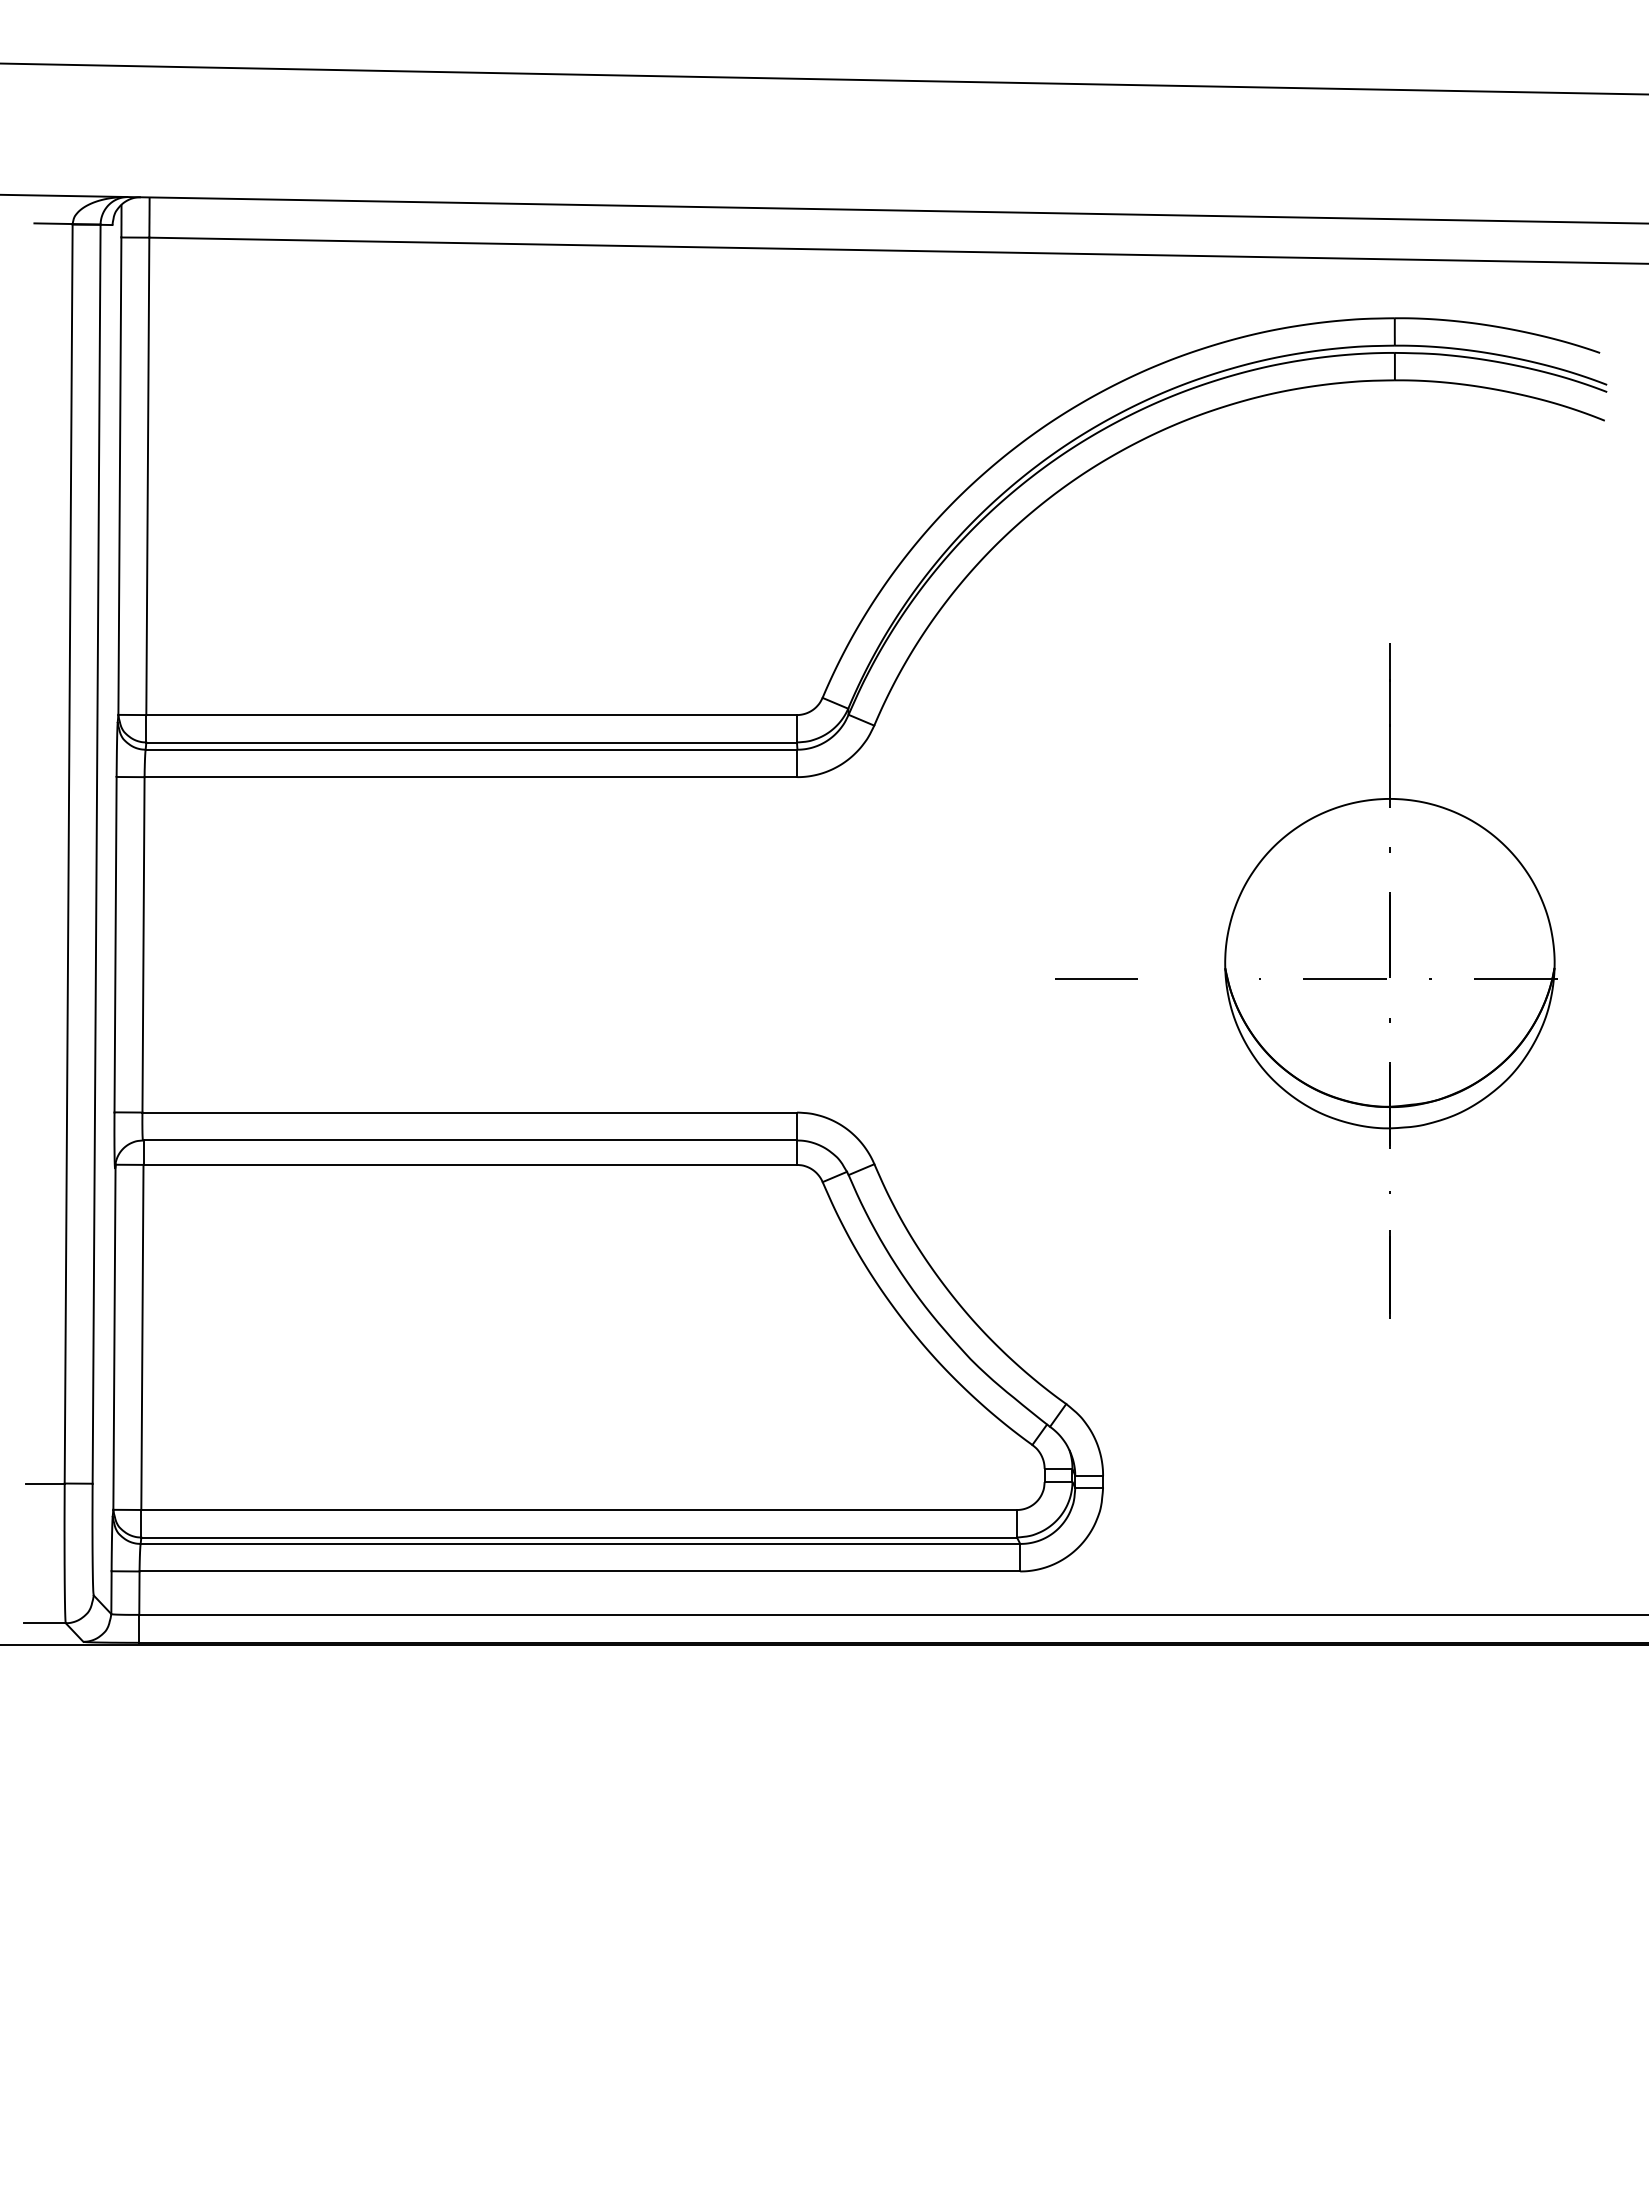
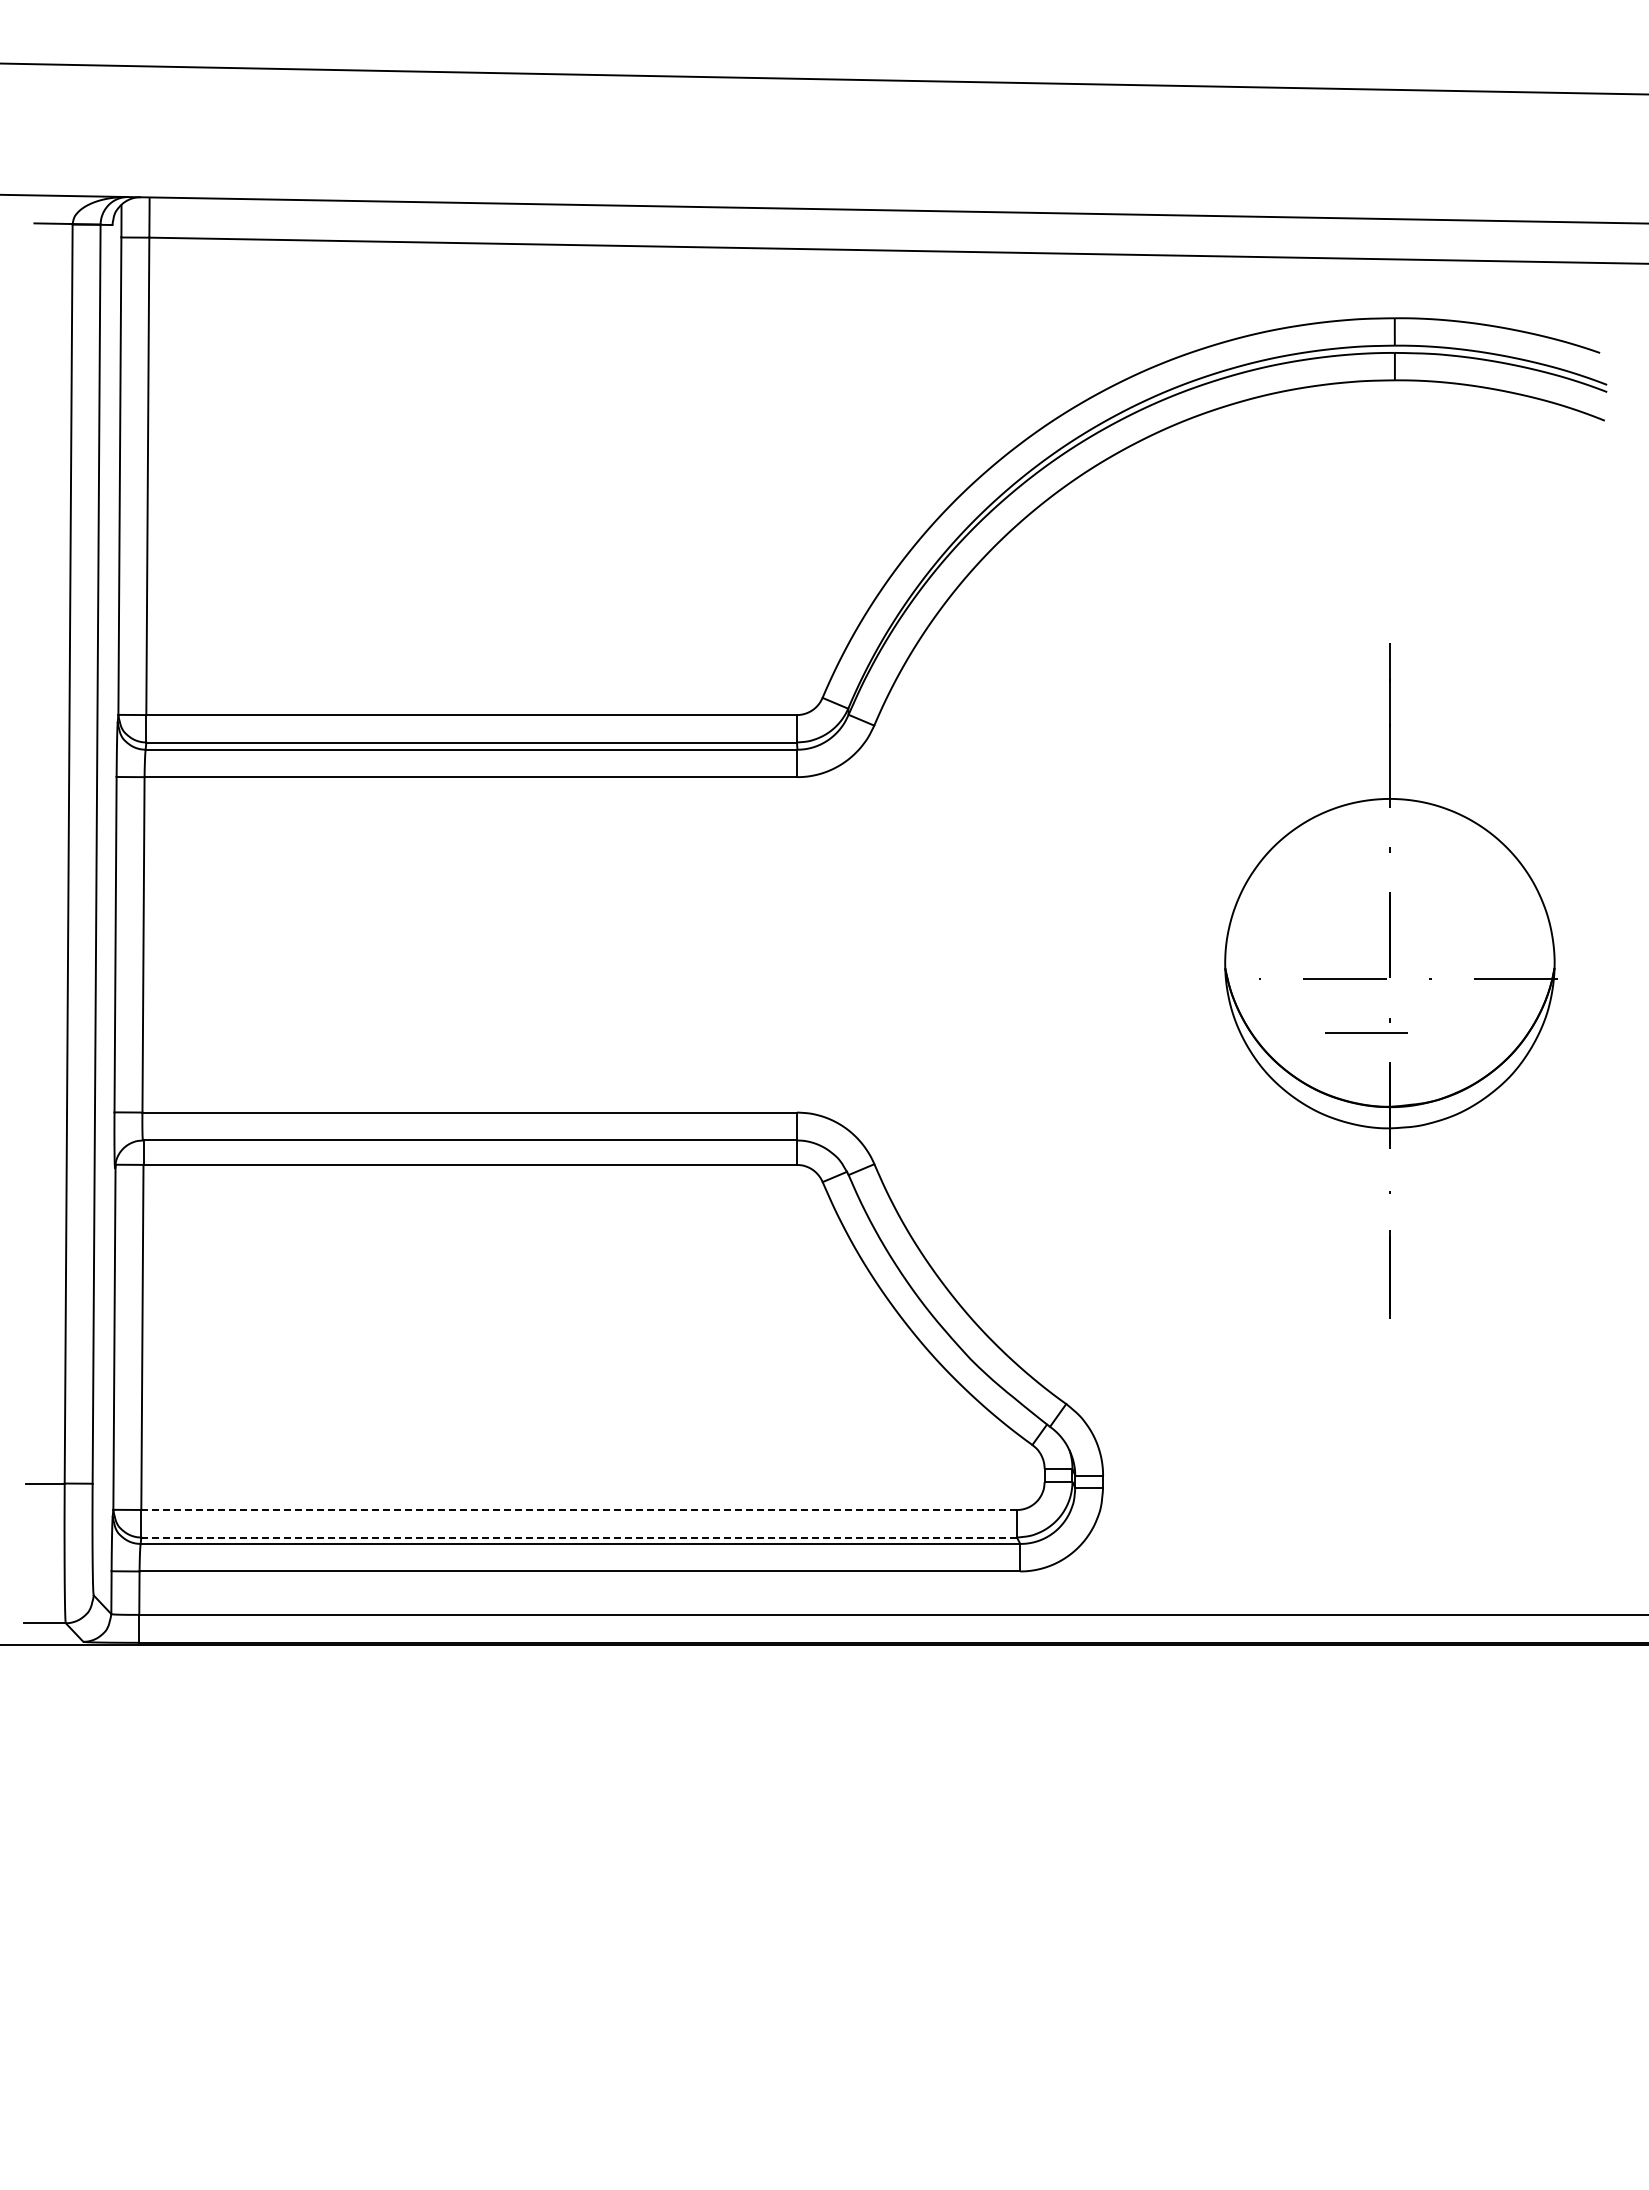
line position: (1096, 978) -> (1366, 1032) (1366, 1032)
line: solid -> dashed (579, 1509)
line: solid -> dashed (579, 1537)
